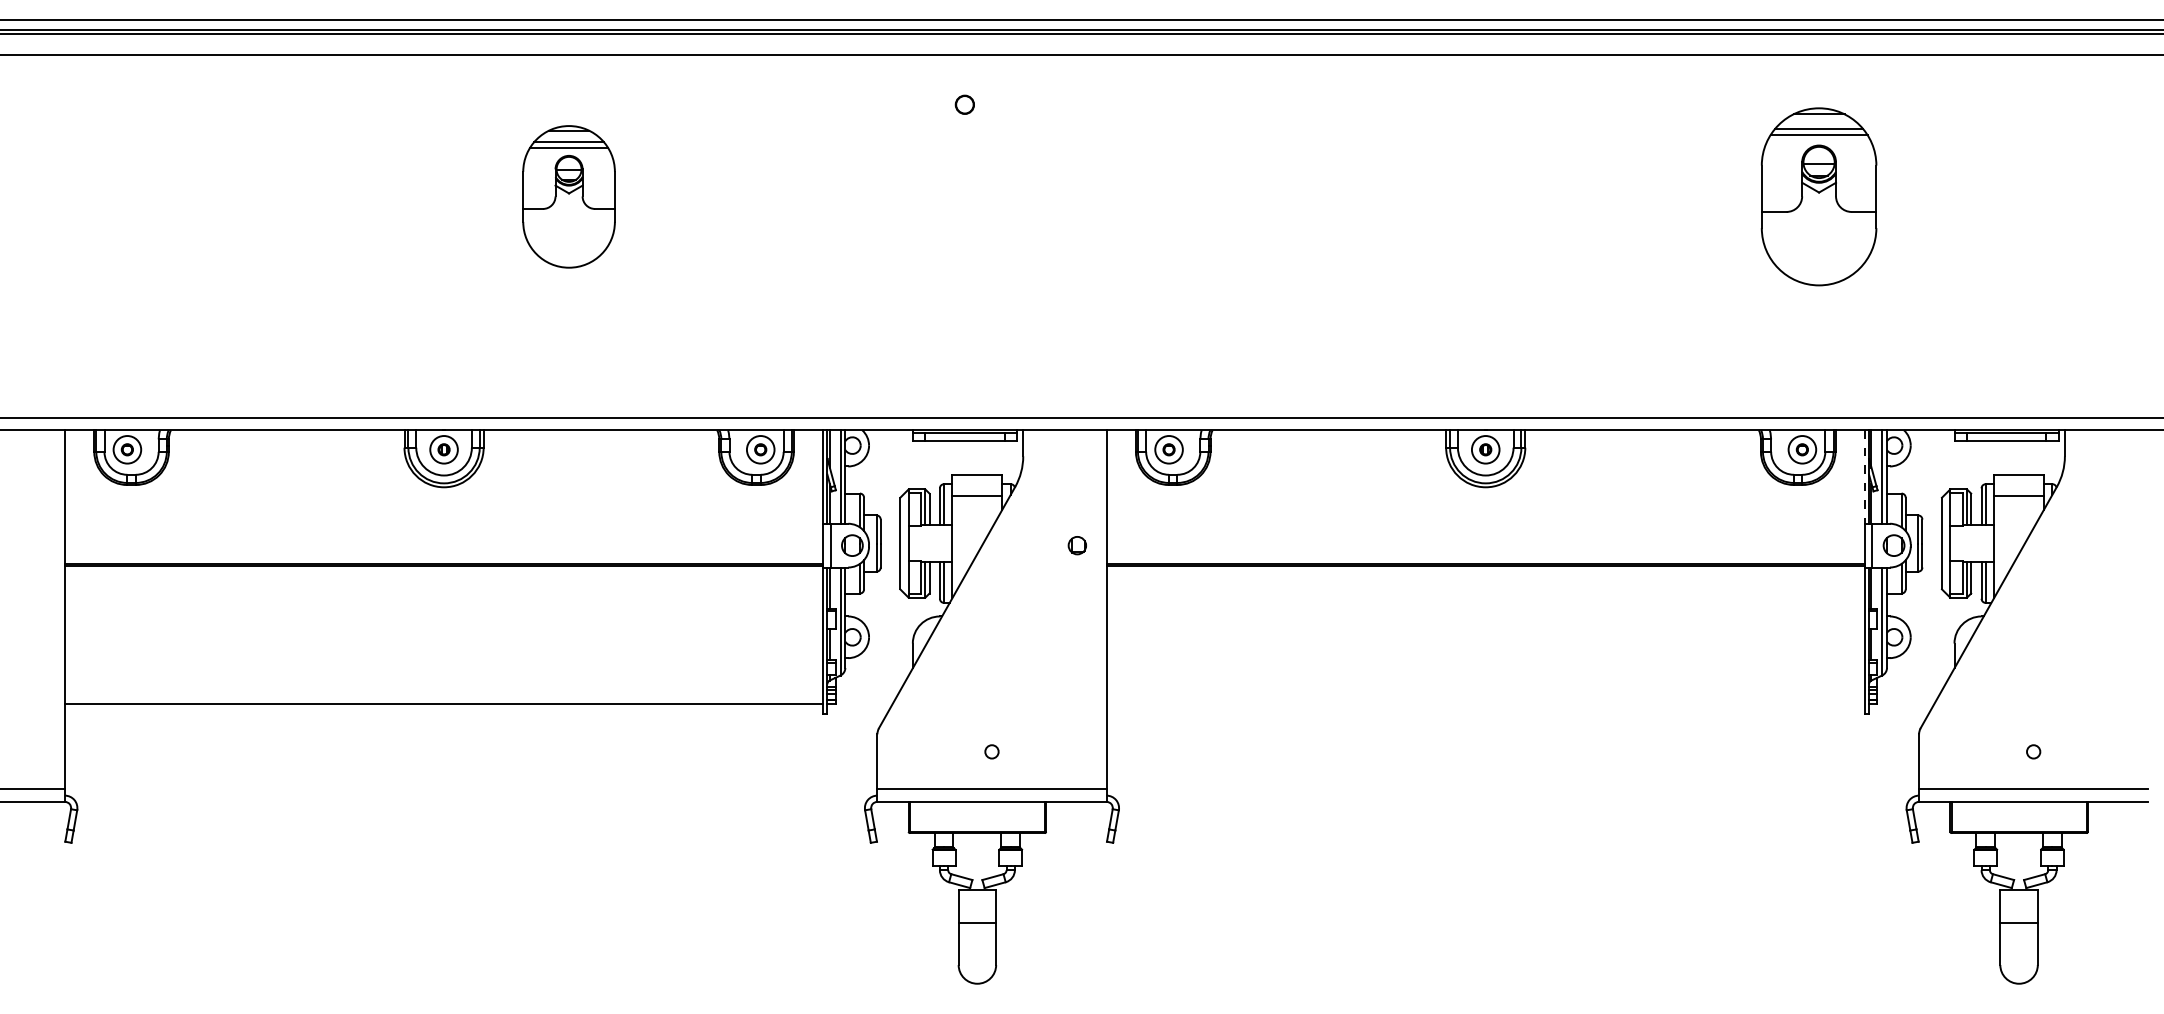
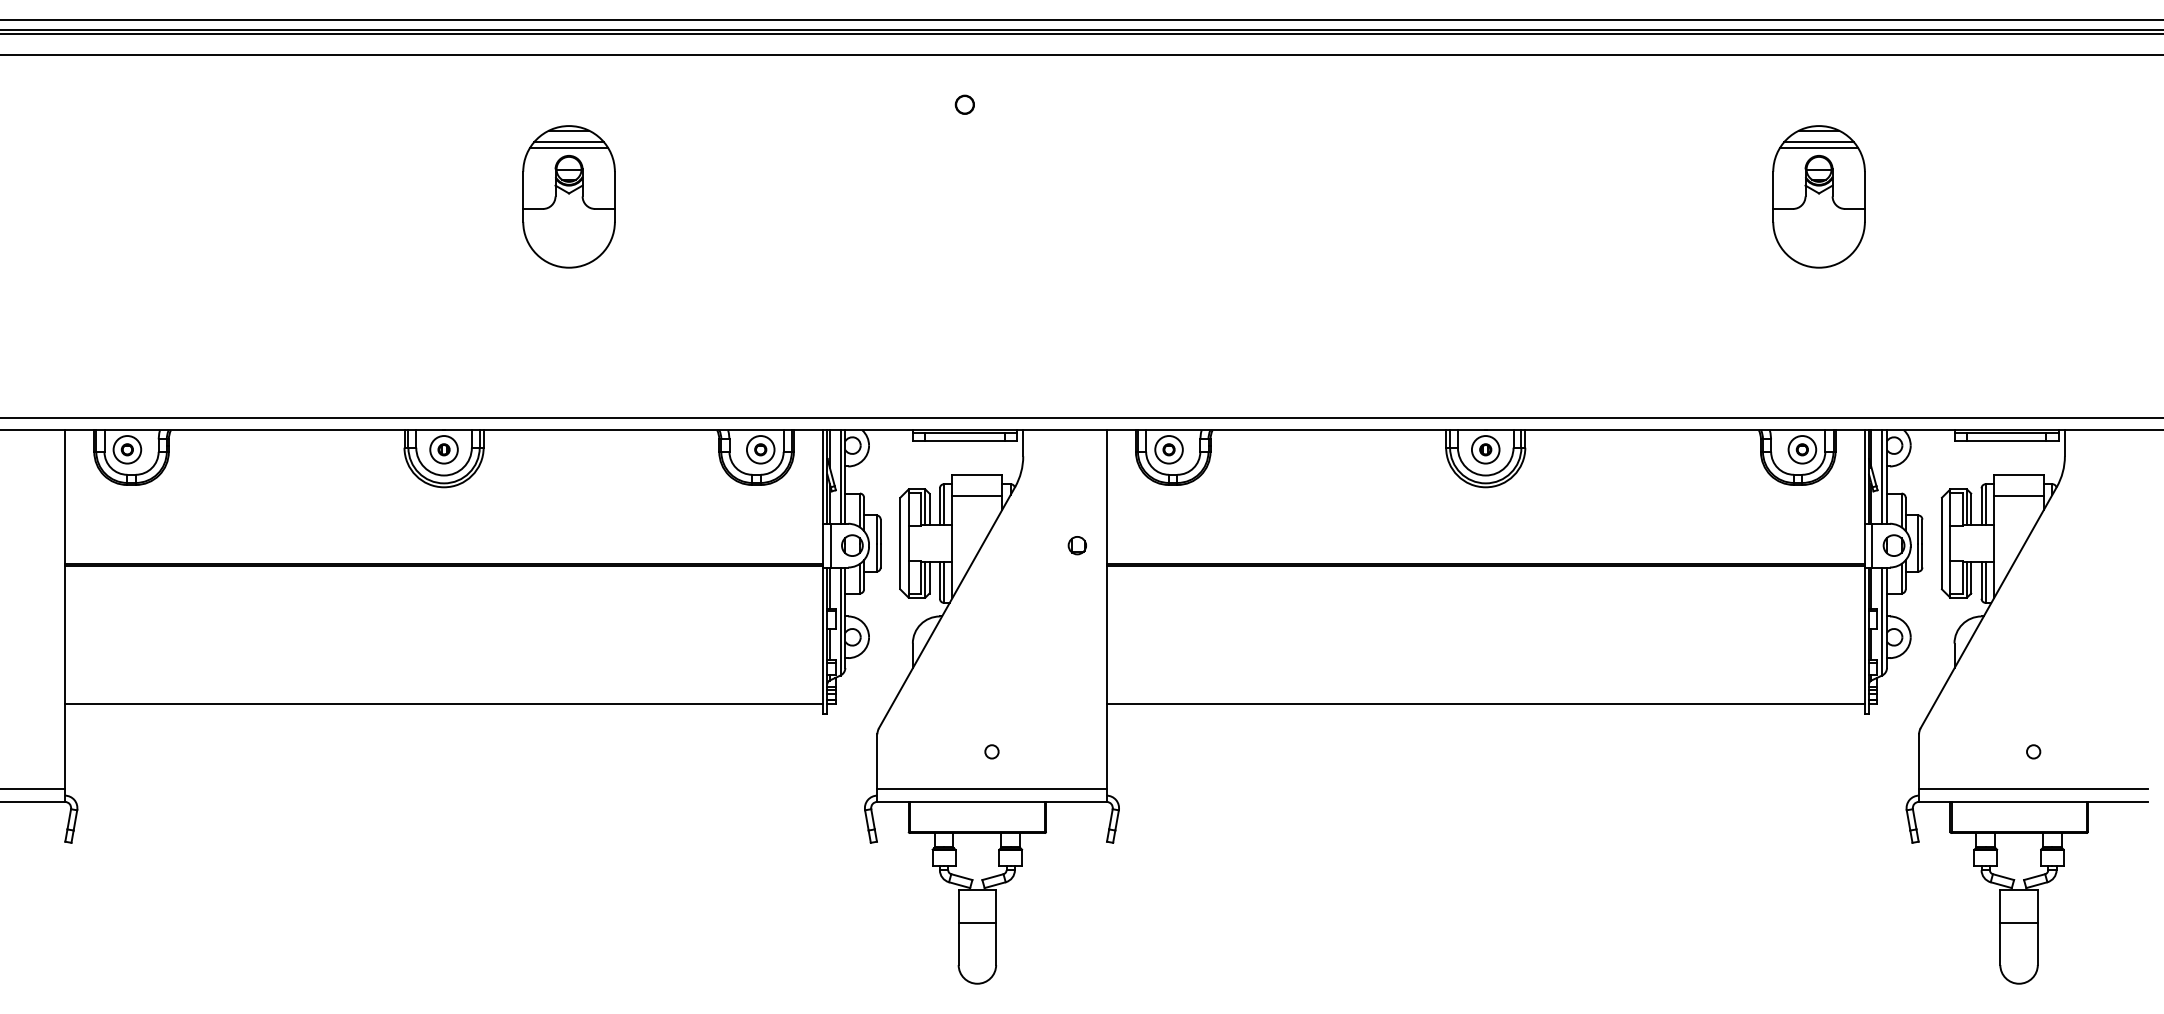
part size: 118x180 px -> 94x144 px (1818, 196)
line: dashed -> solid (1864, 477)
line: none -> present (1485, 703)
